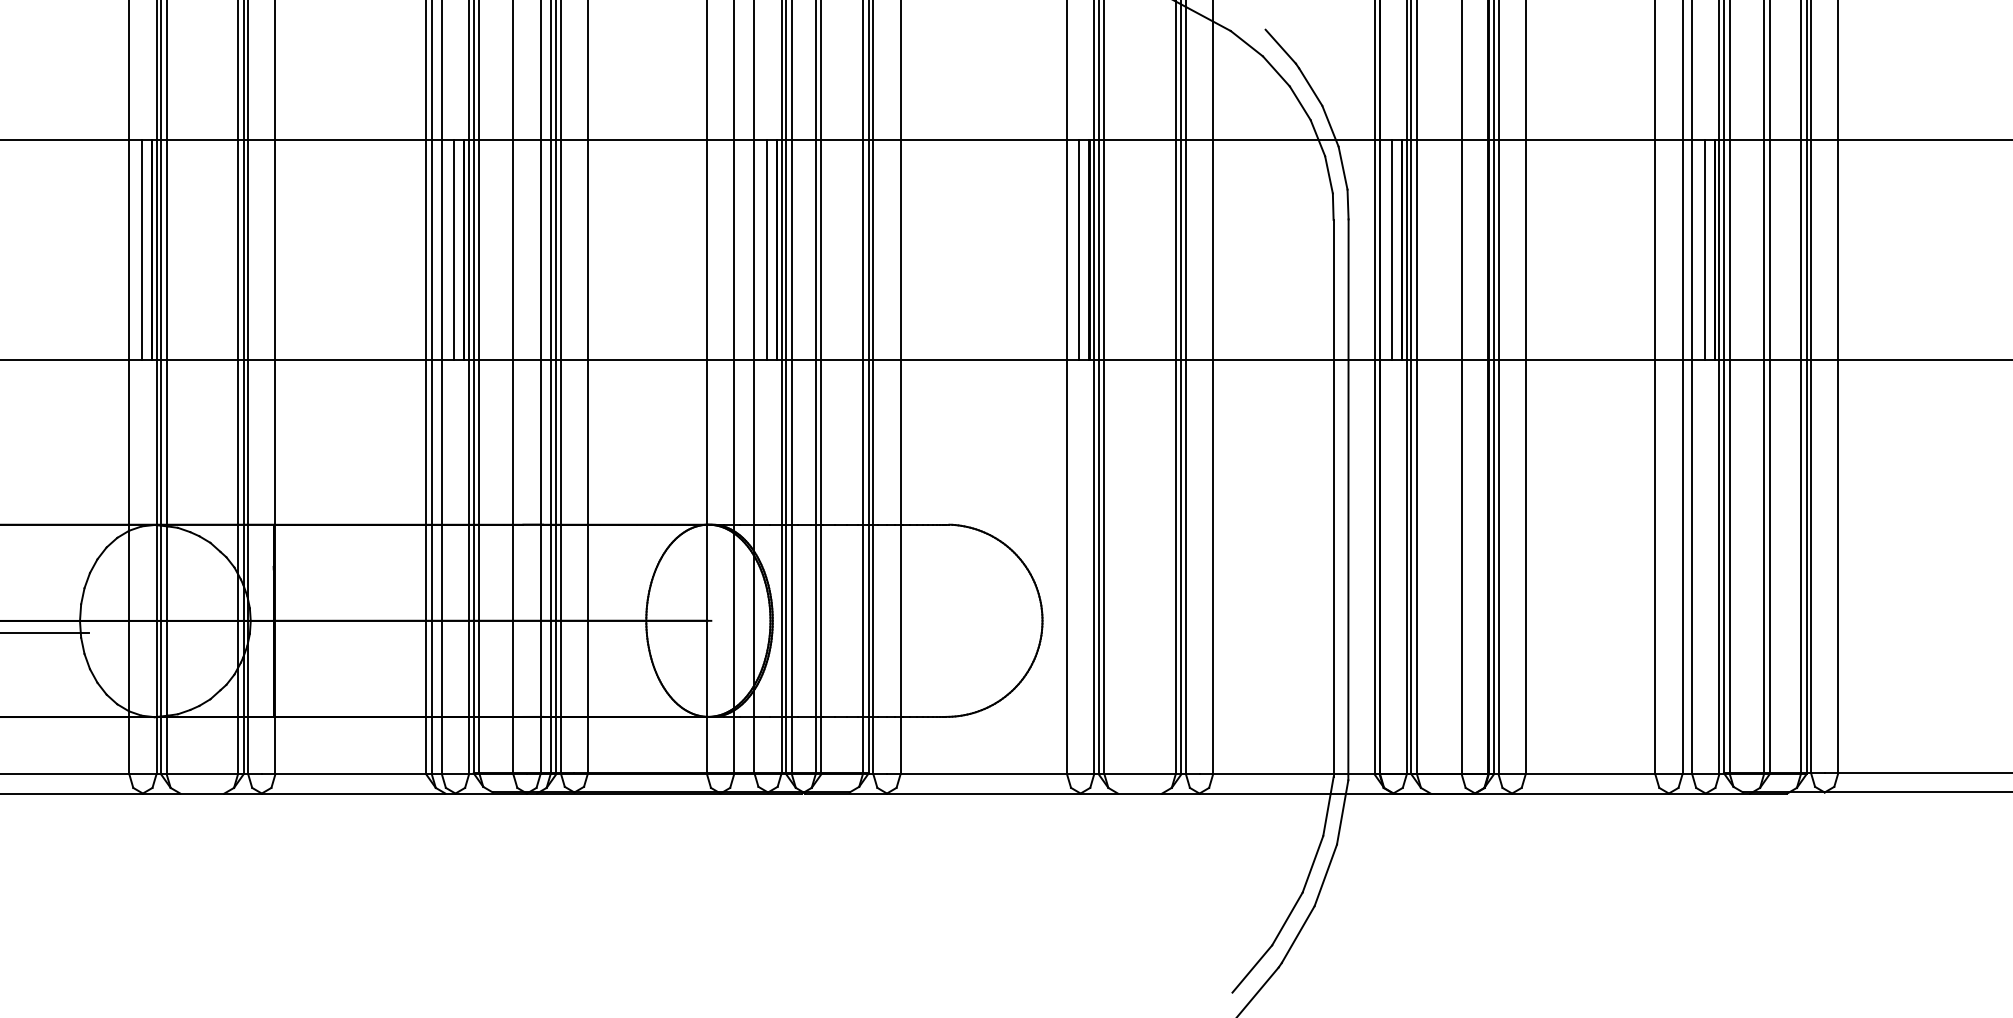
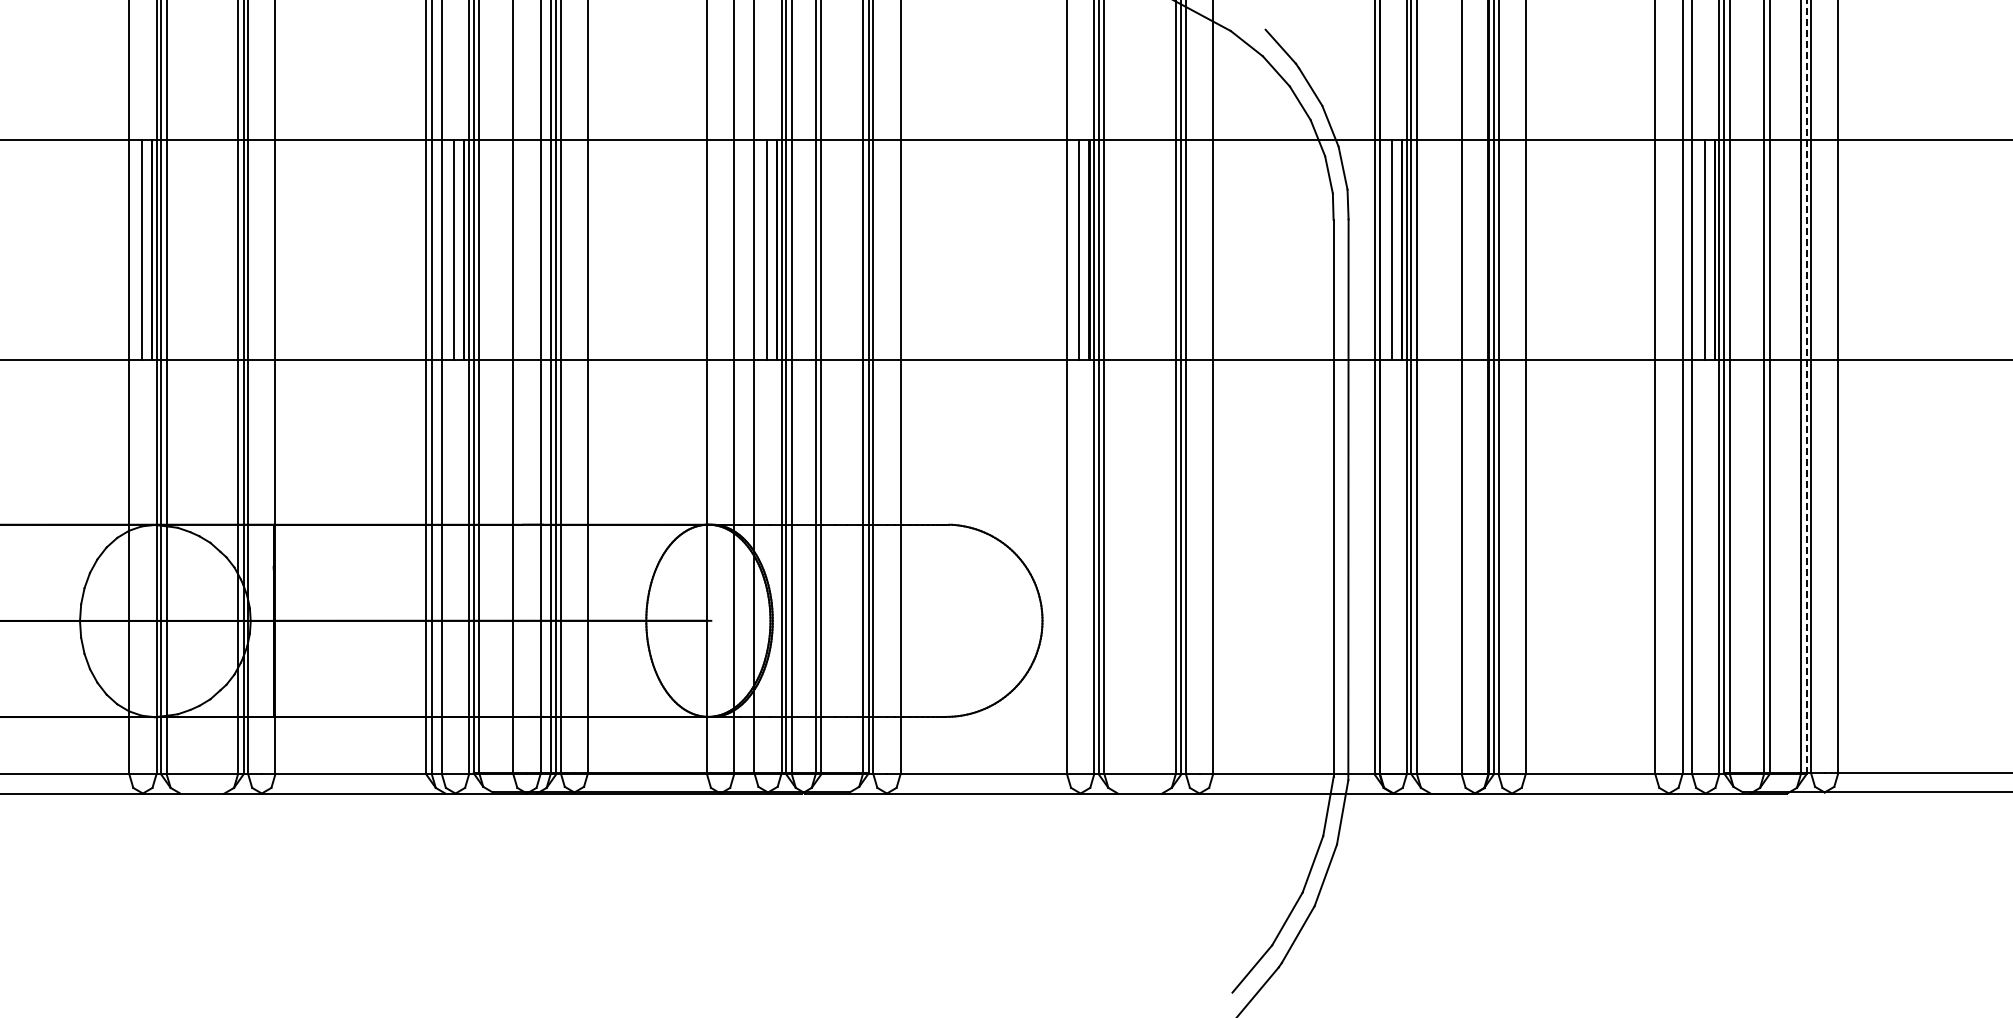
line: solid -> dashed (1806, 387)
line: present -> none (45, 632)
